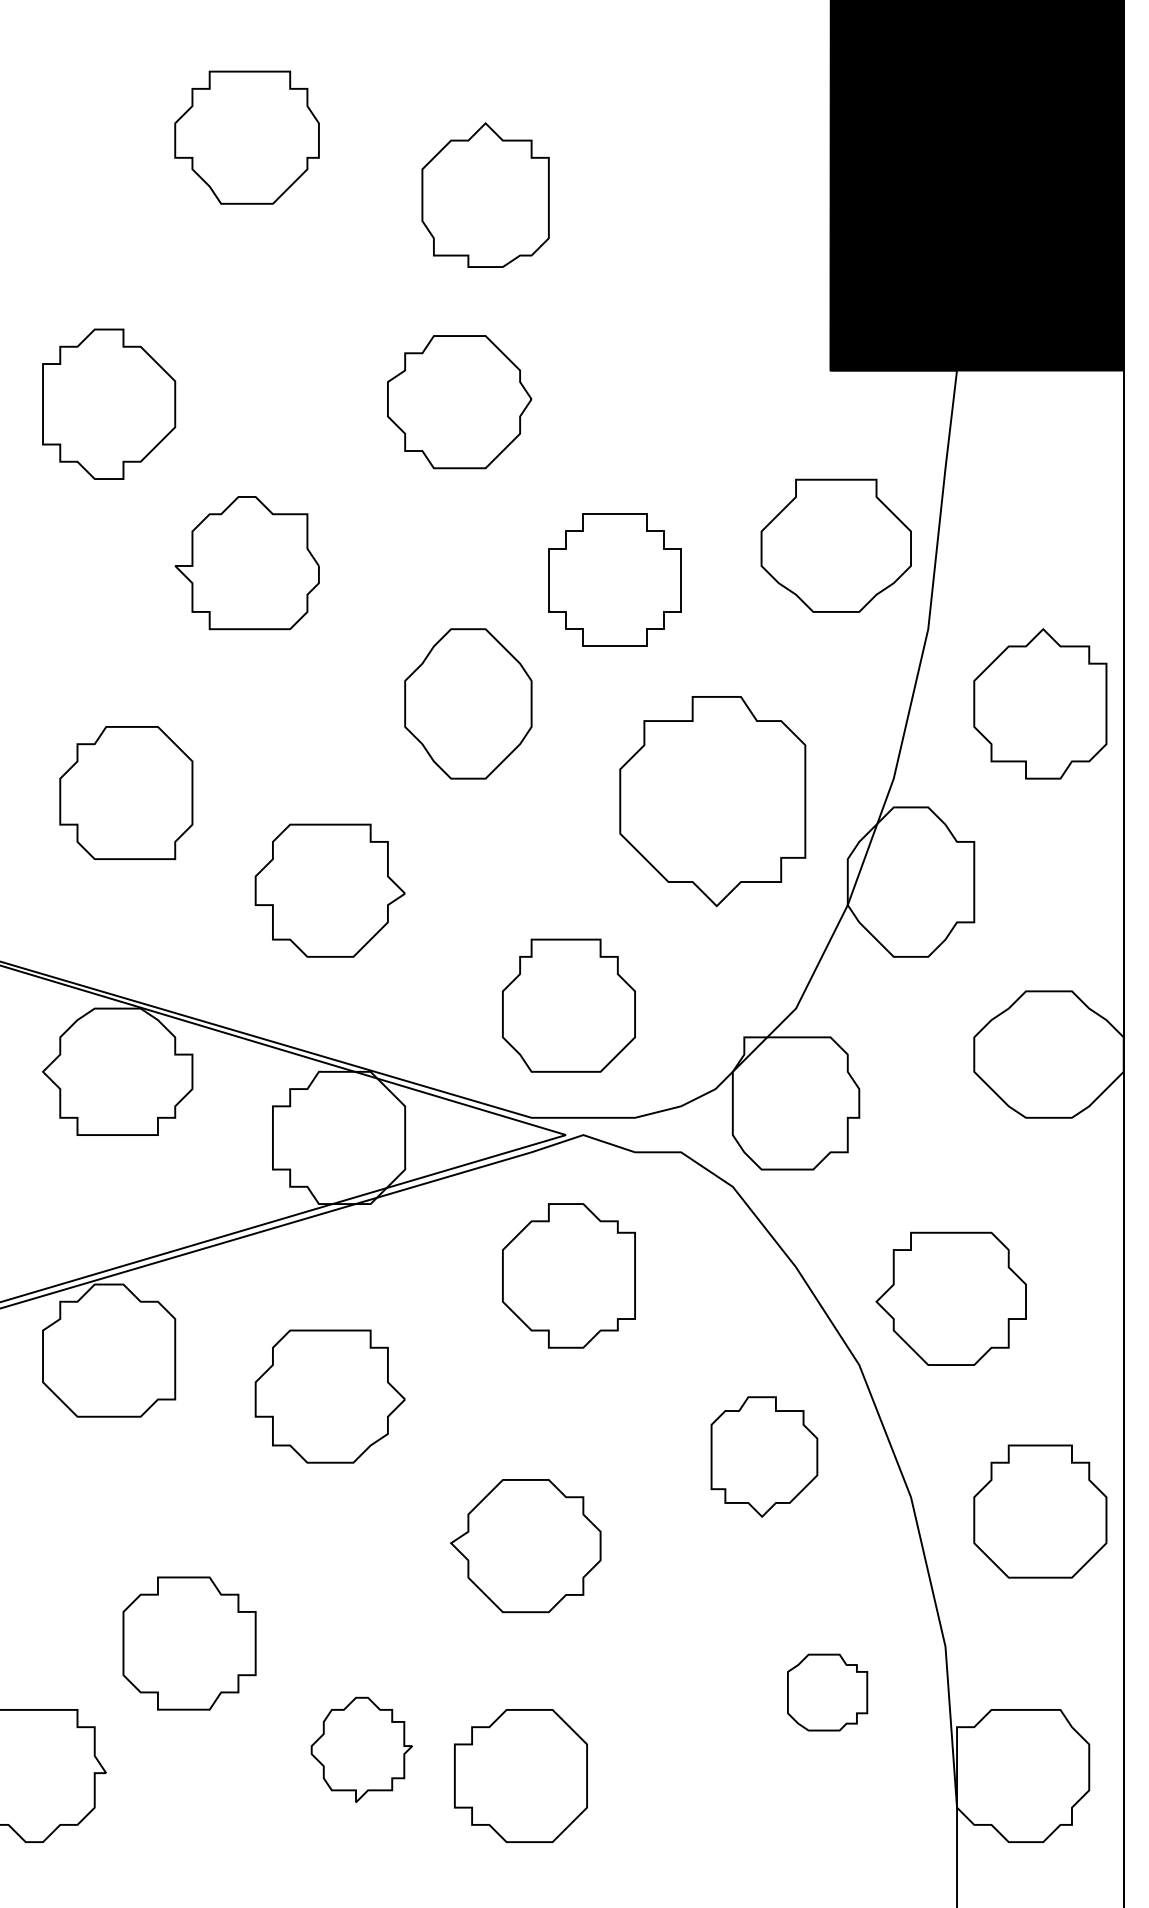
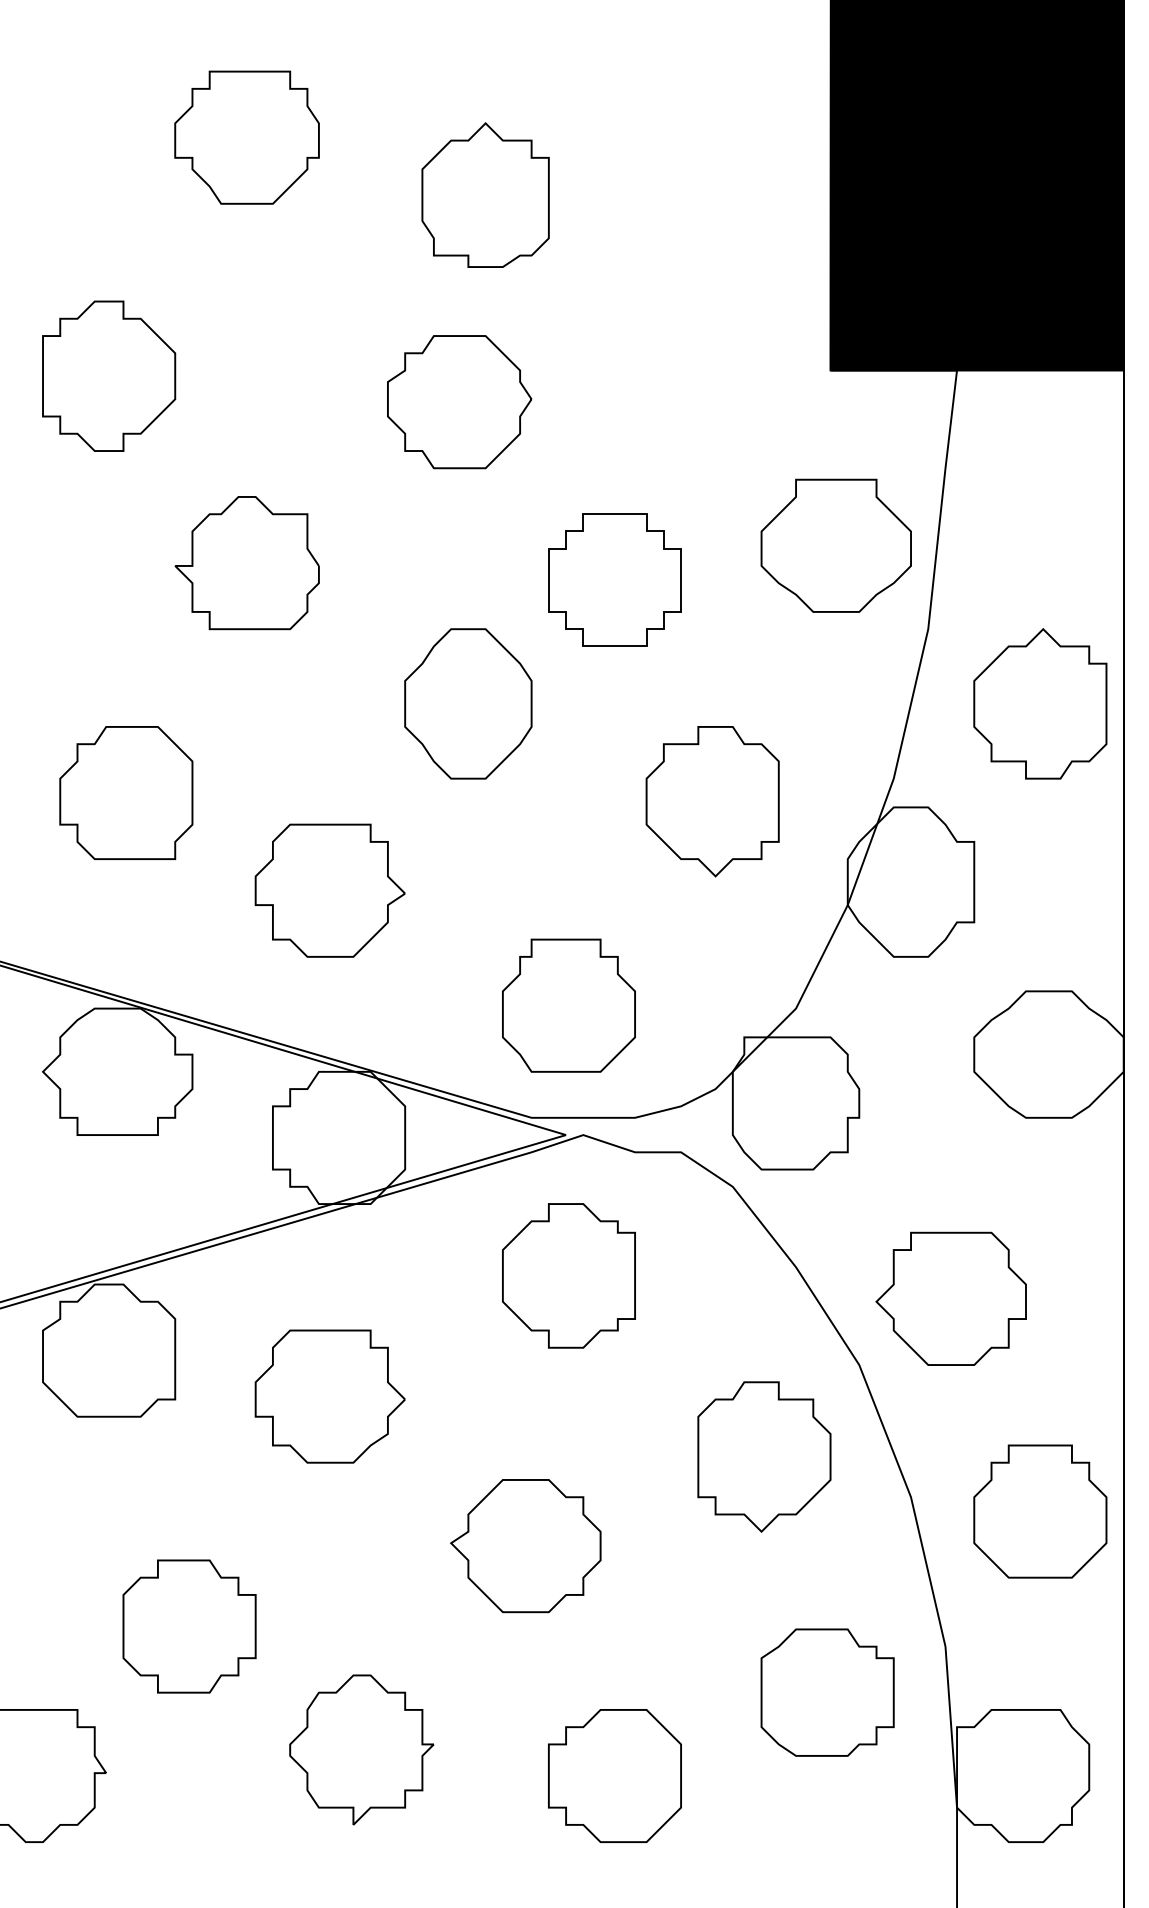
part position: (109, 403) -> (109, 375) (109, 375)
part size: 188x212 px -> 135x152 px (712, 801)
part size: 109x122 px -> 135x152 px (764, 1456)
part position: (189, 1643) -> (189, 1626) (189, 1626)
part size: 82x79 px -> 135x129 px (827, 1692)
part size: 103x107 px -> 146x152 px (361, 1749)
part position: (520, 1775) -> (614, 1775) (614, 1775)
